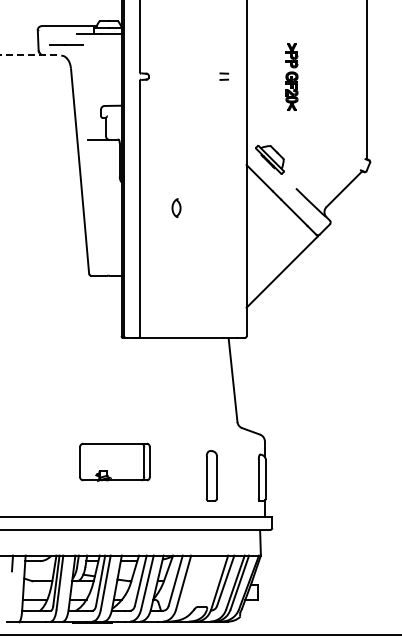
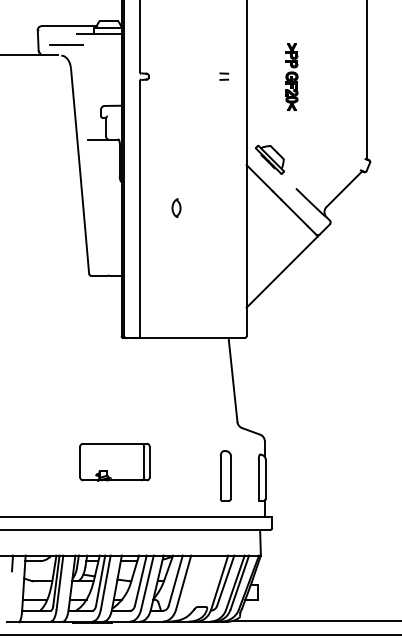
line: dashed -> solid (29, 54)
part position: (211, 475) -> (225, 475) (225, 475)
line: none -> present (315, 620)
